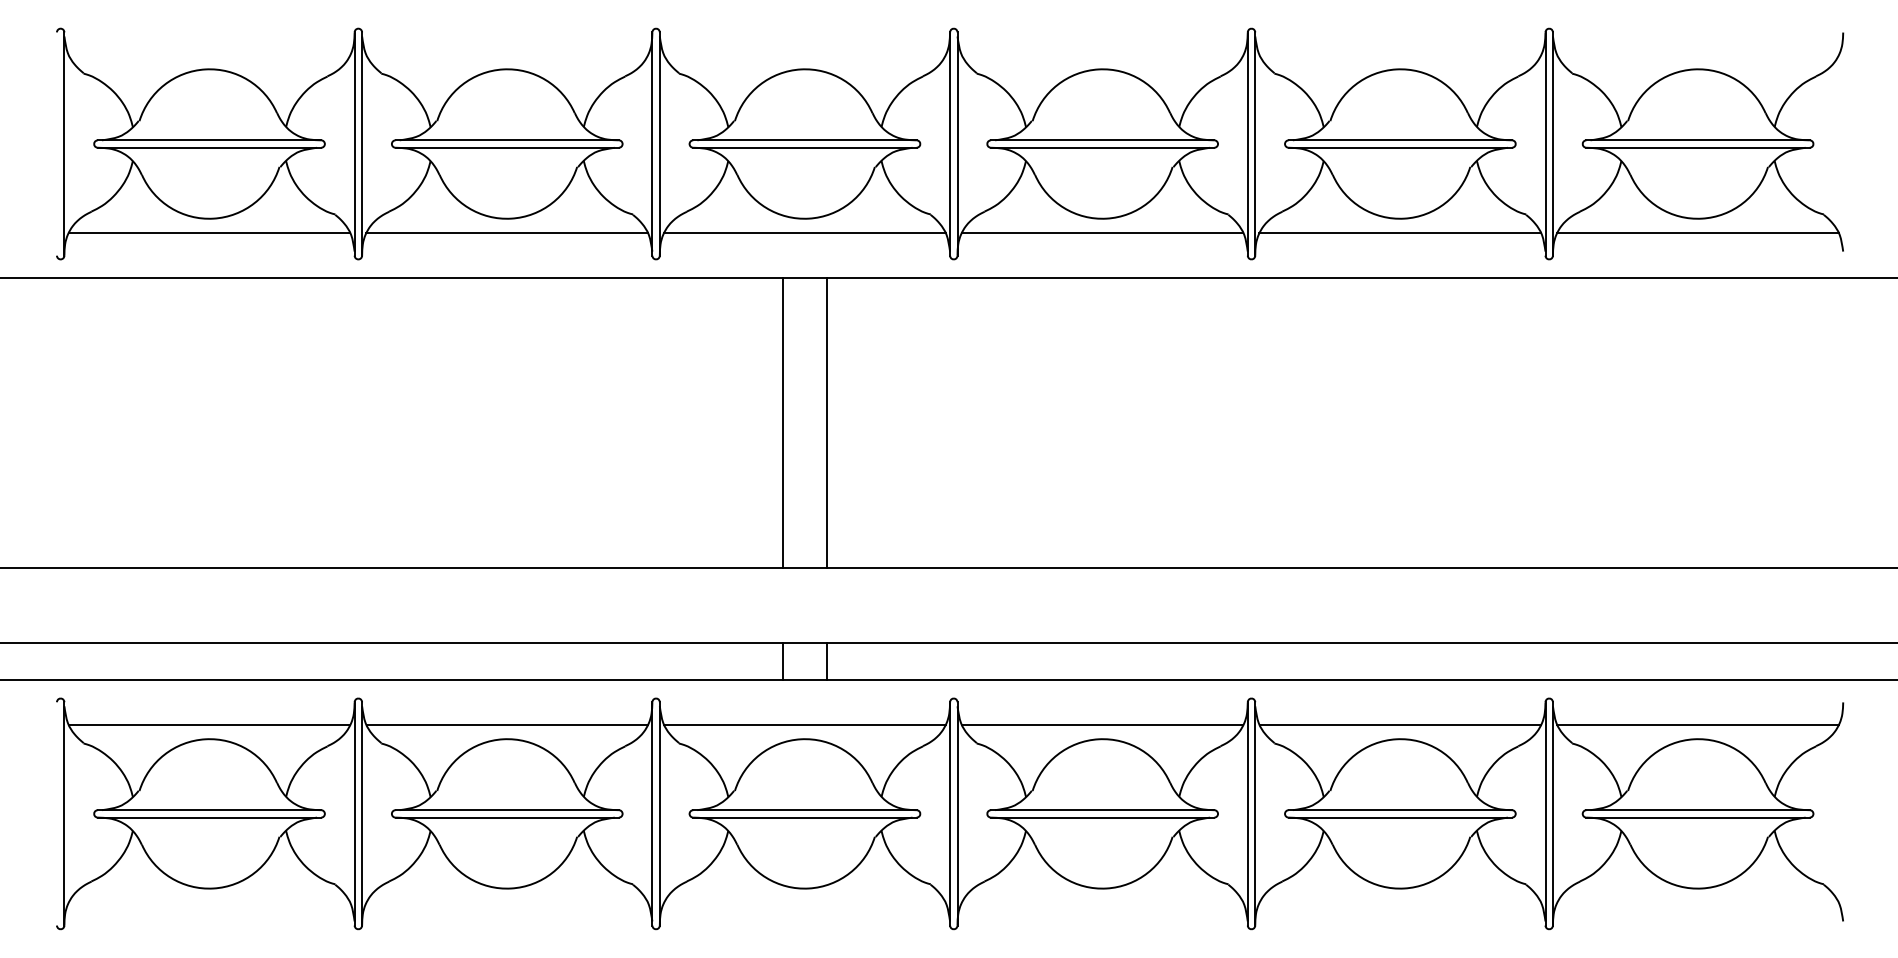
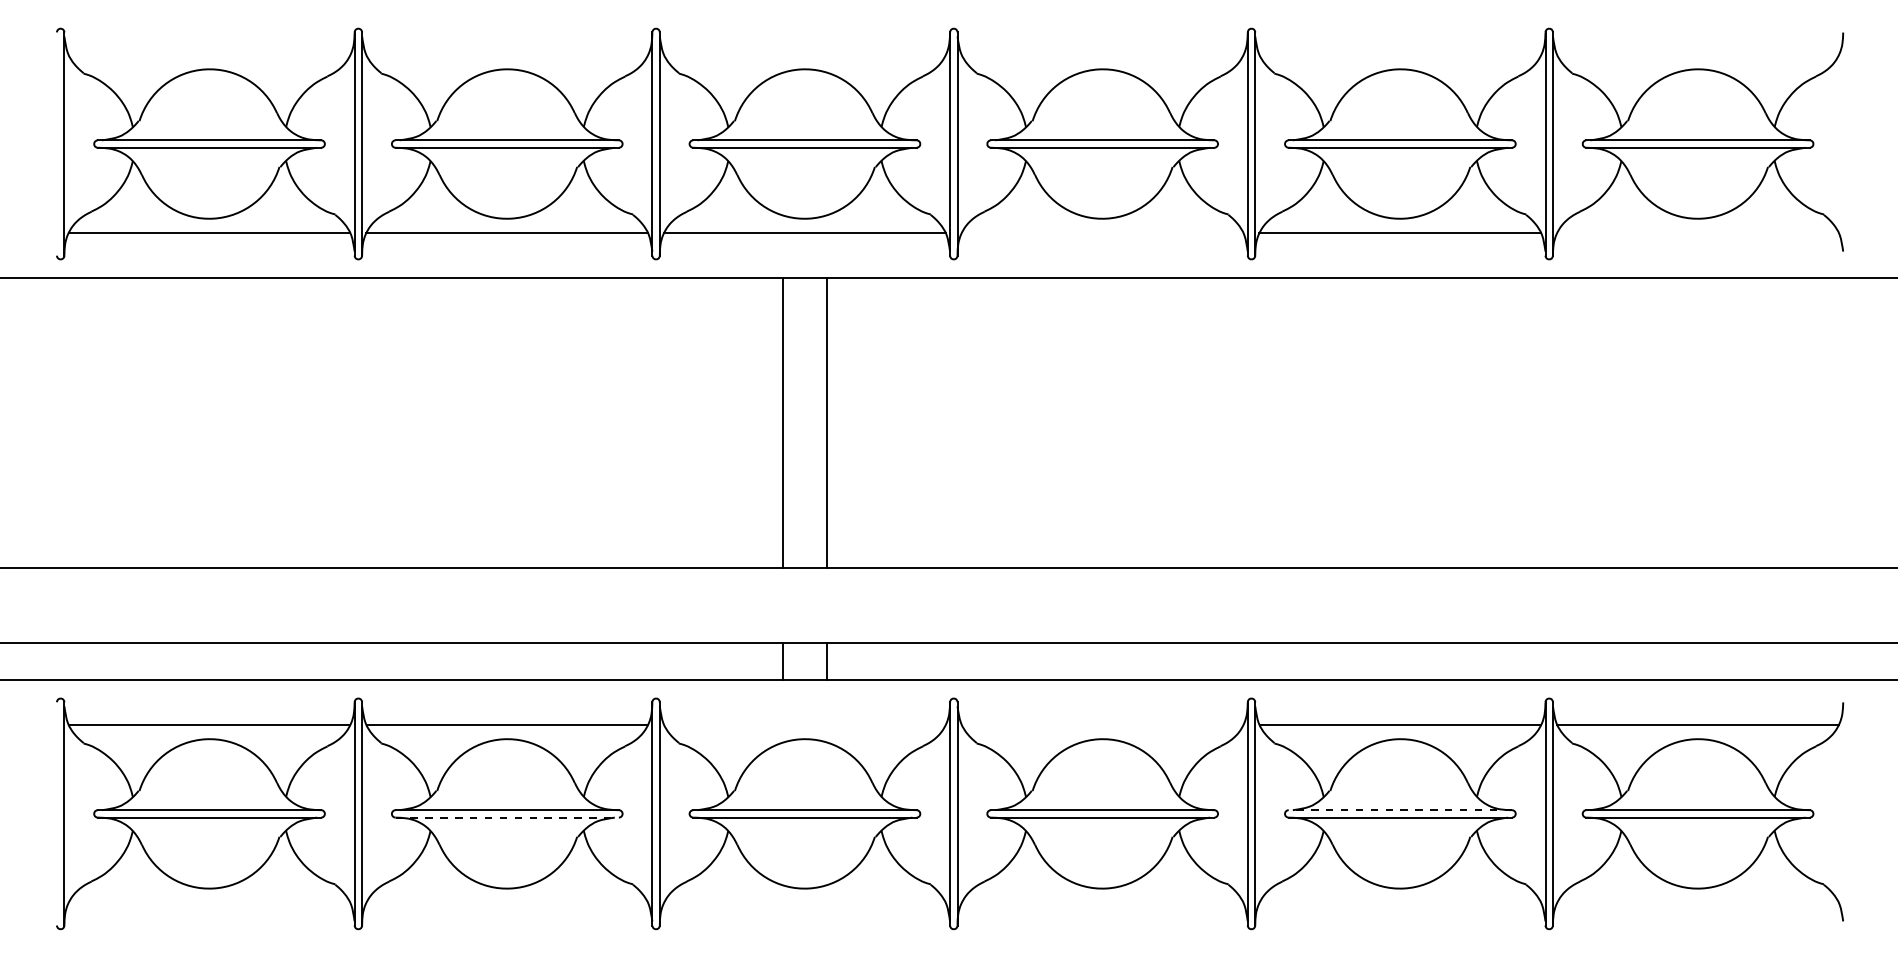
line: present -> none (1102, 233)
line: present -> none (1697, 233)
line: present -> none (804, 724)
line: present -> none (1102, 724)
line: solid -> dashed (1400, 810)
line: solid -> dashed (507, 817)
